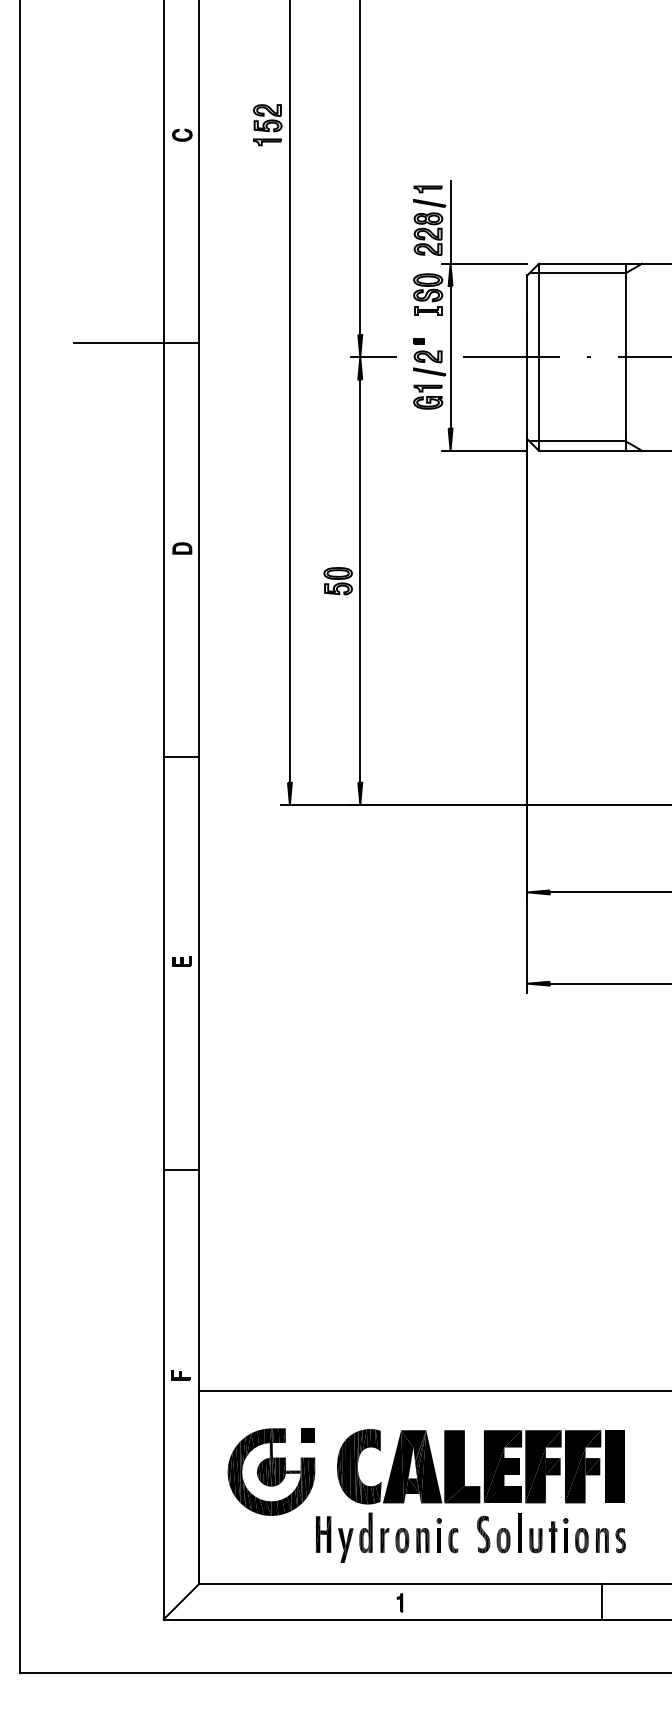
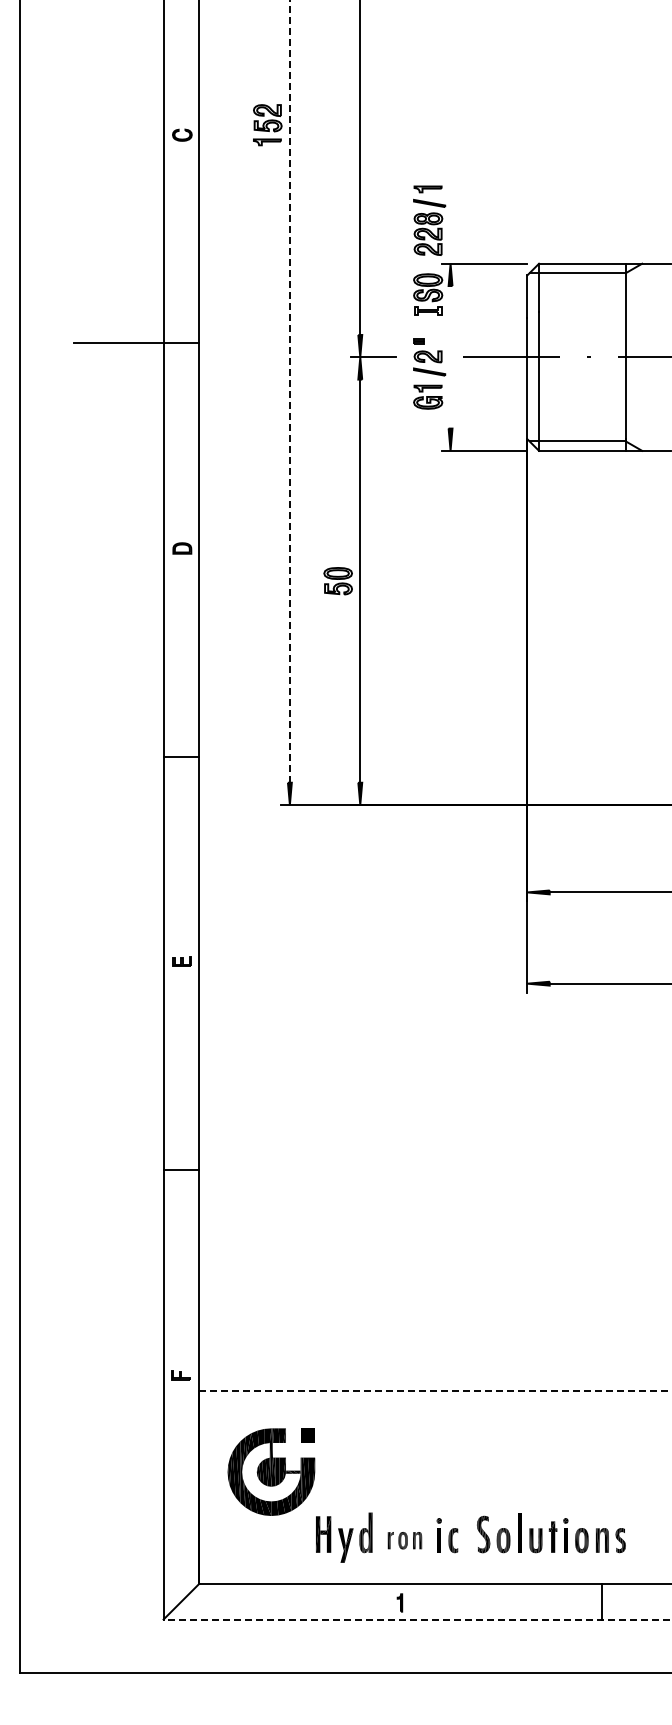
line: present -> none (450, 222)
line: present -> none (450, 357)
line: solid -> dashed (289, 391)
line: solid -> dashed (435, 1391)
part: present -> none (480, 1466)
part size: 50x26 px -> 36x18 px (404, 1540)
line: solid -> dashed (417, 1619)
